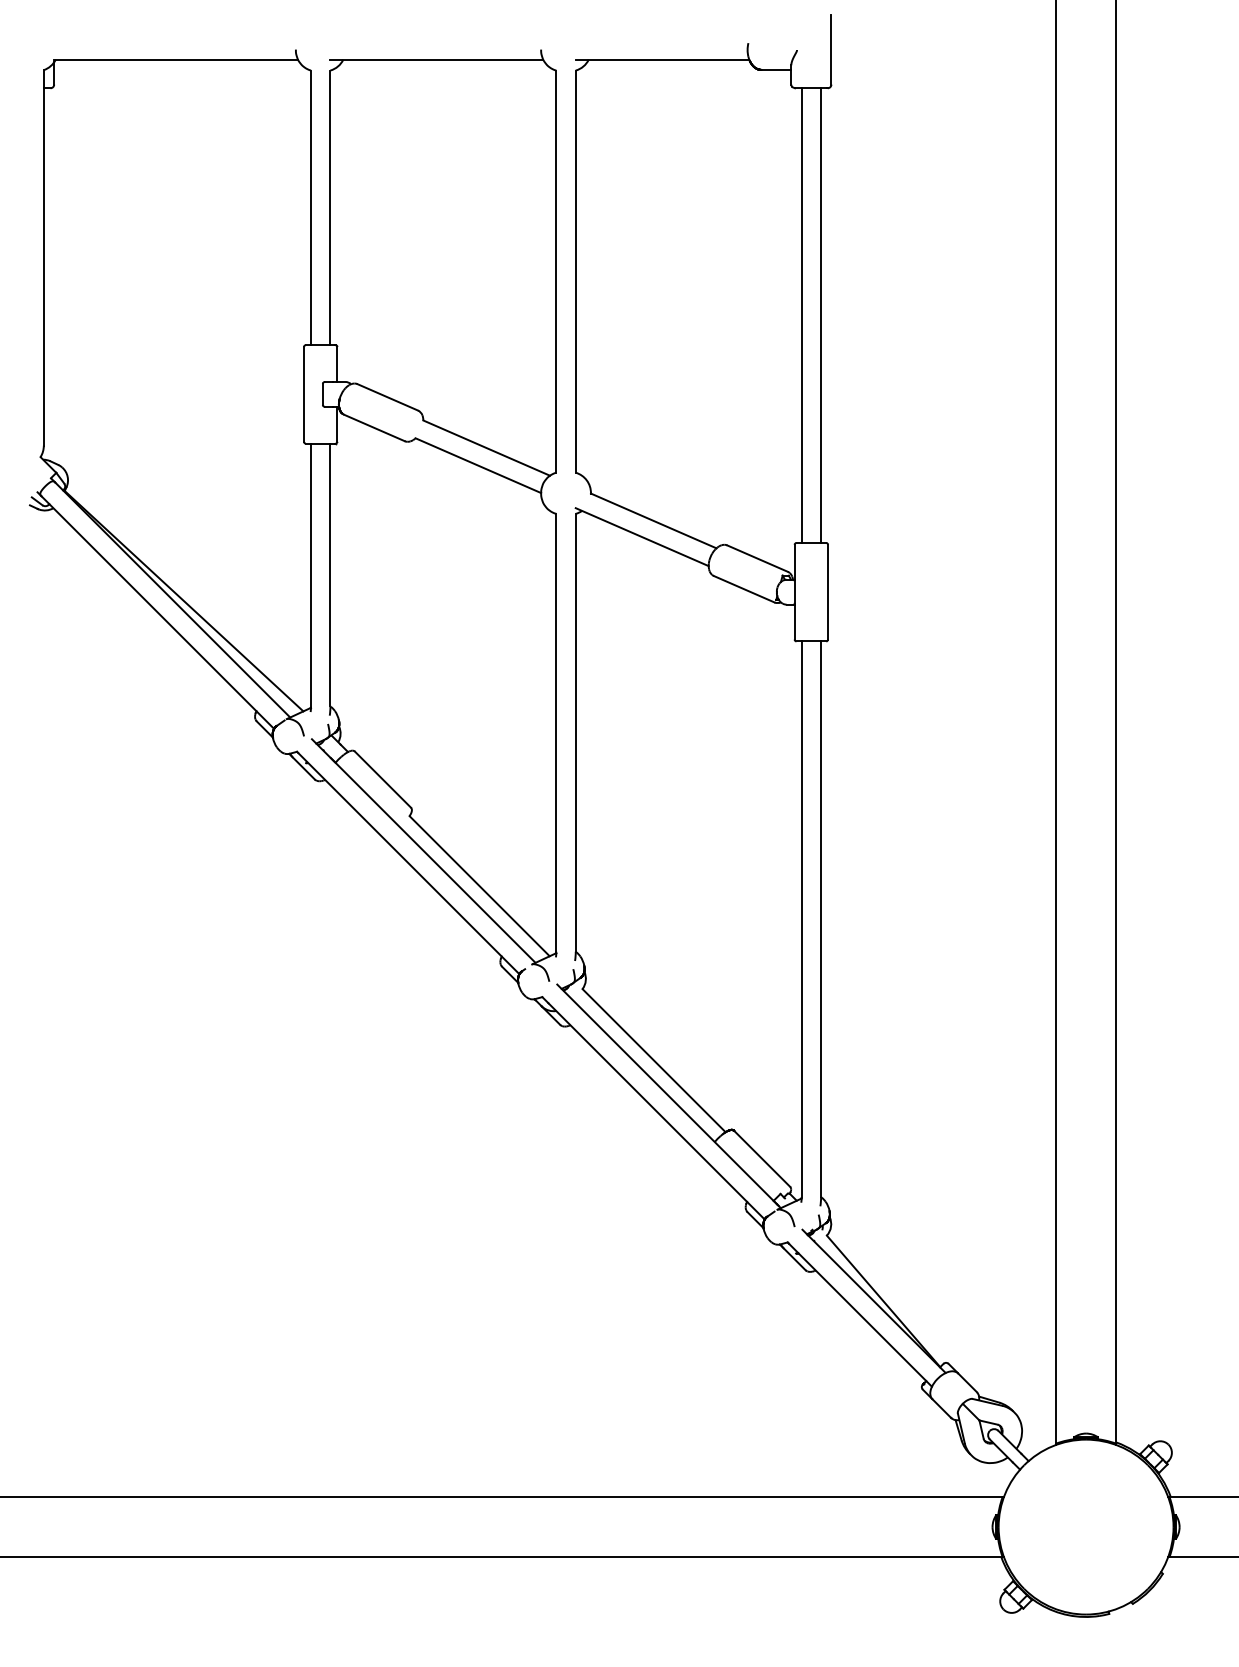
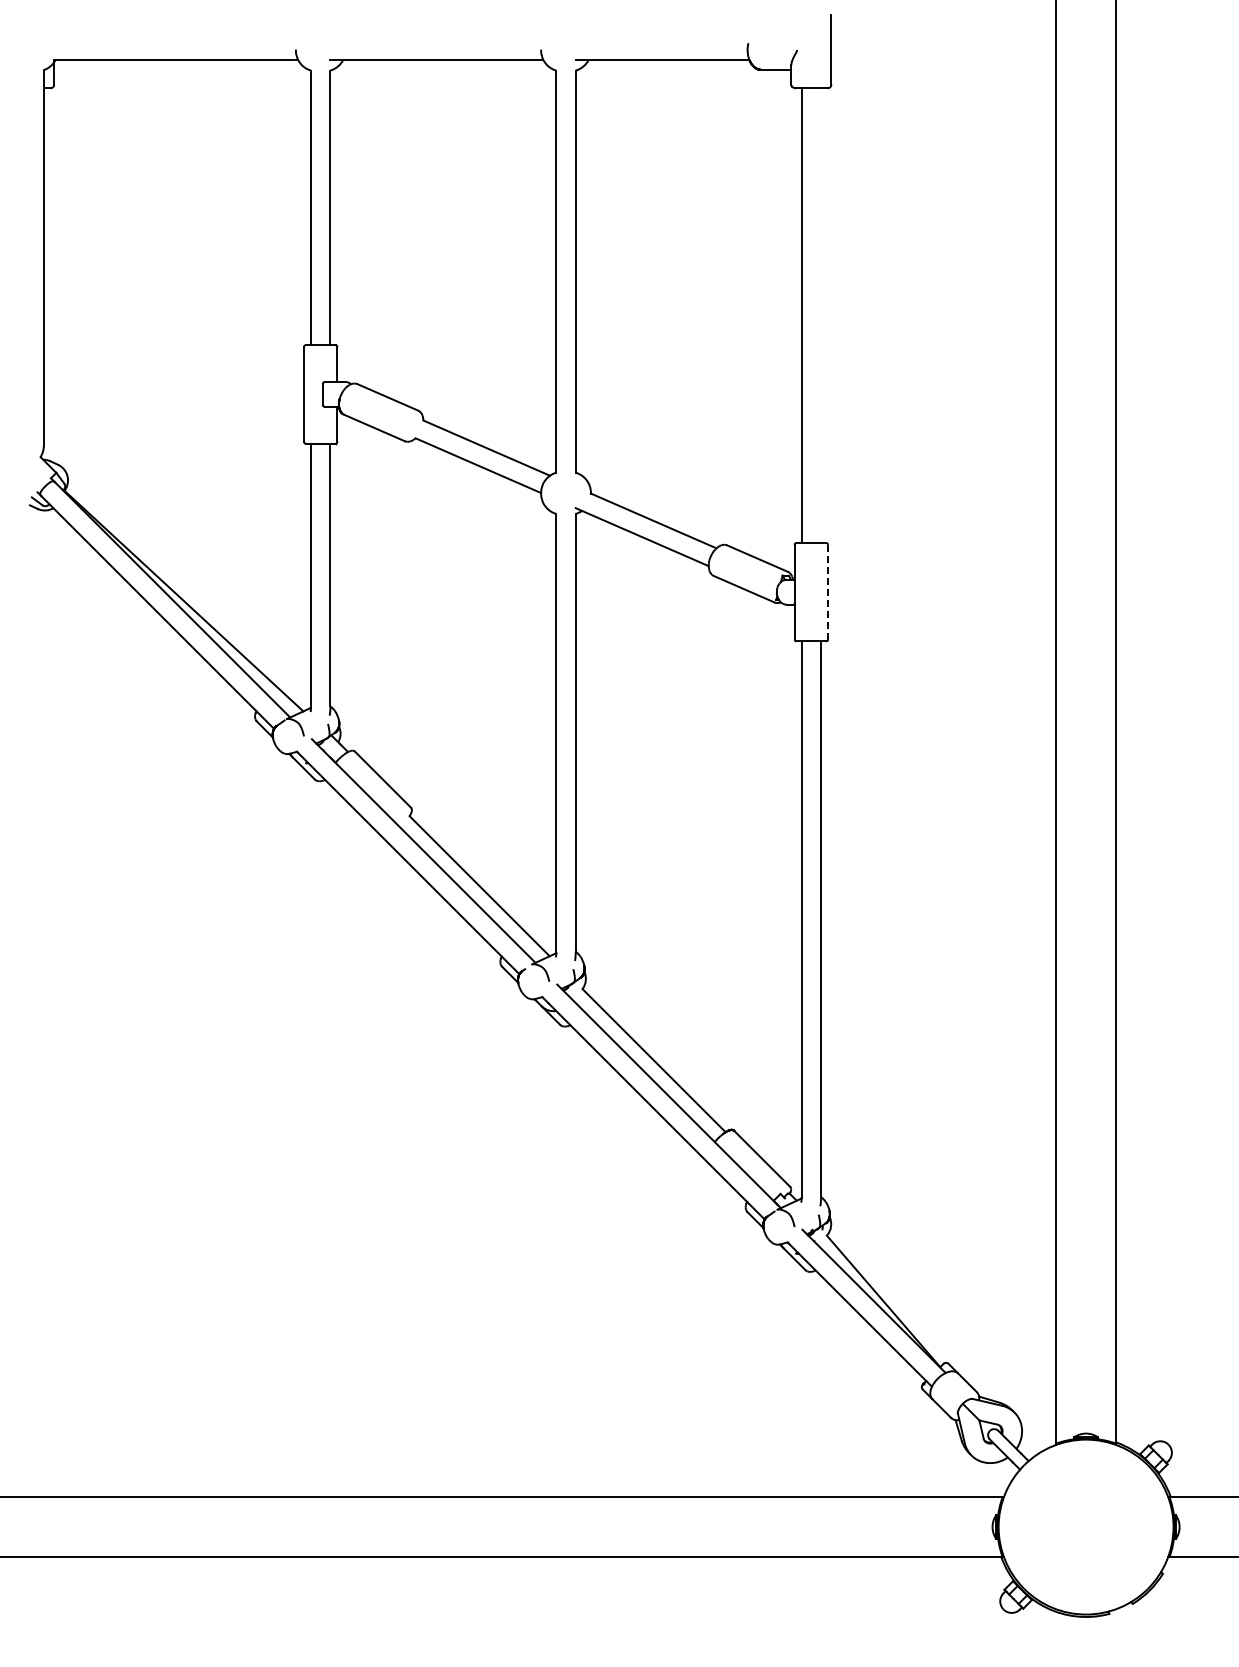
line: present -> none (821, 315)
line: solid -> dashed (828, 592)
